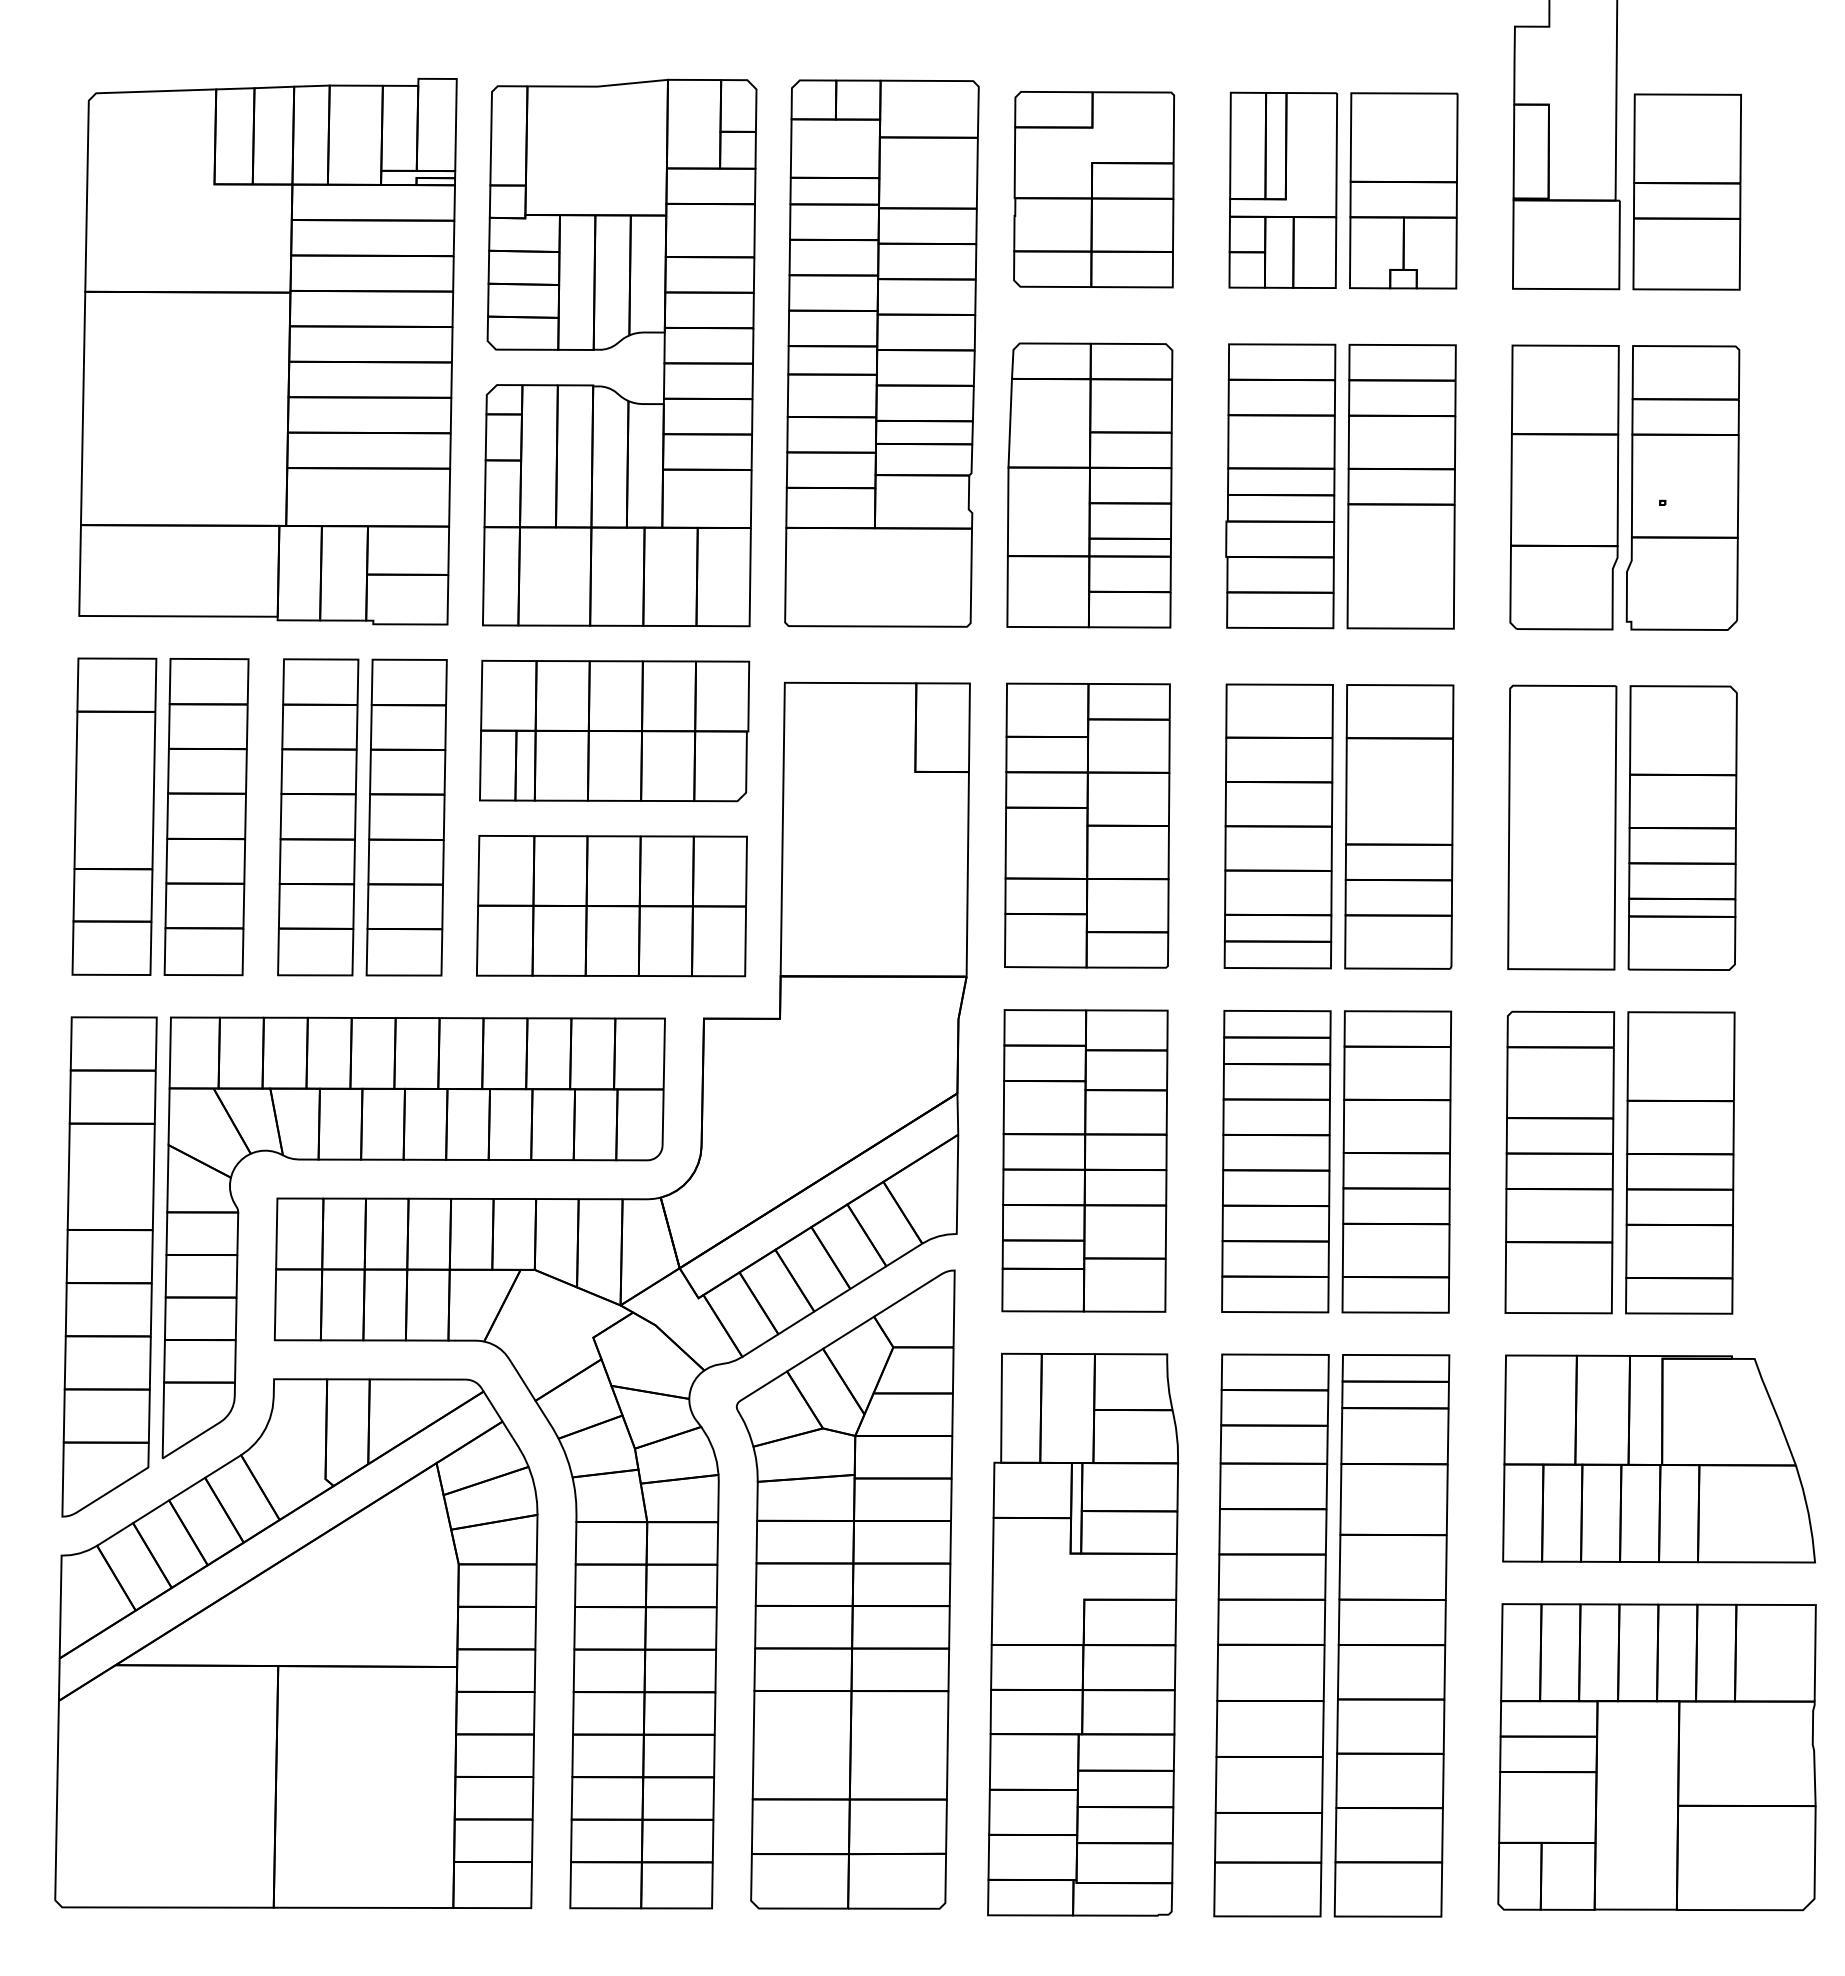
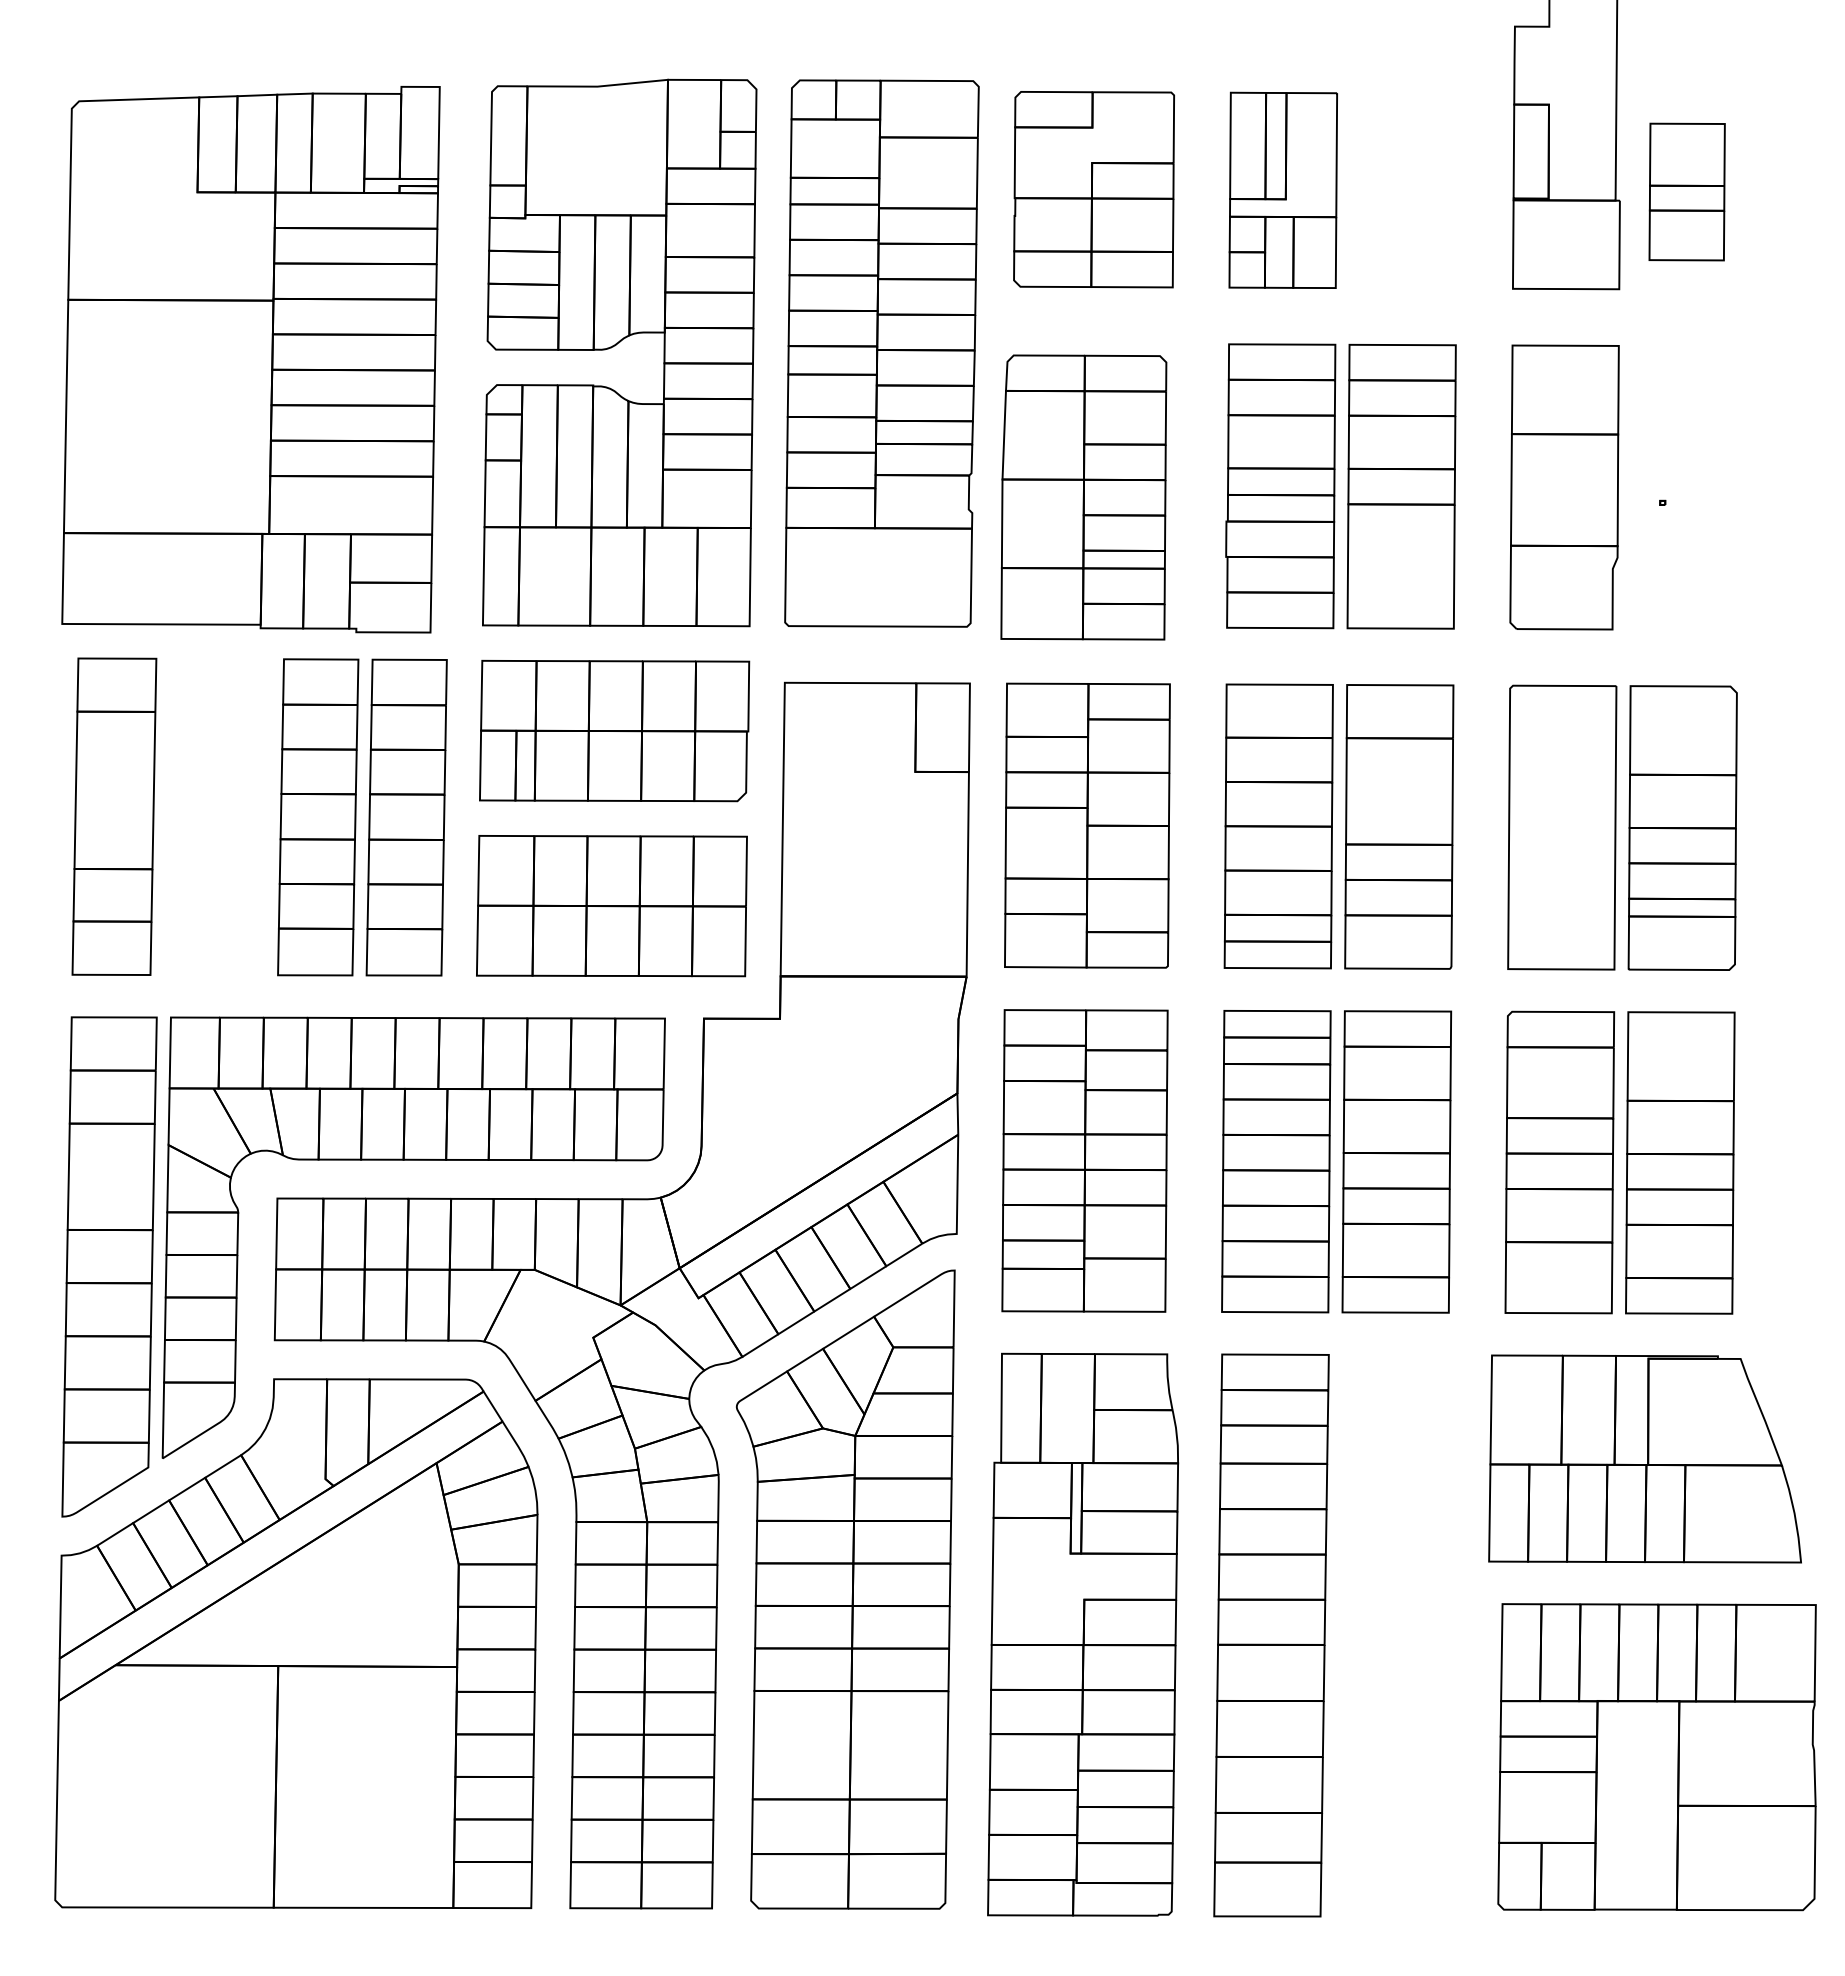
part: present -> none (1403, 190)
part size: 110x198 px -> 78x140 px (1686, 191)
part position: (267, 351) -> (250, 359) (250, 359)
part position: (1089, 485) -> (1083, 497) (1083, 497)
part: present -> none (1682, 487)
part: present -> none (206, 817)
part position: (1658, 1458) -> (1644, 1458) (1644, 1458)
part: present -> none (1391, 1635)
